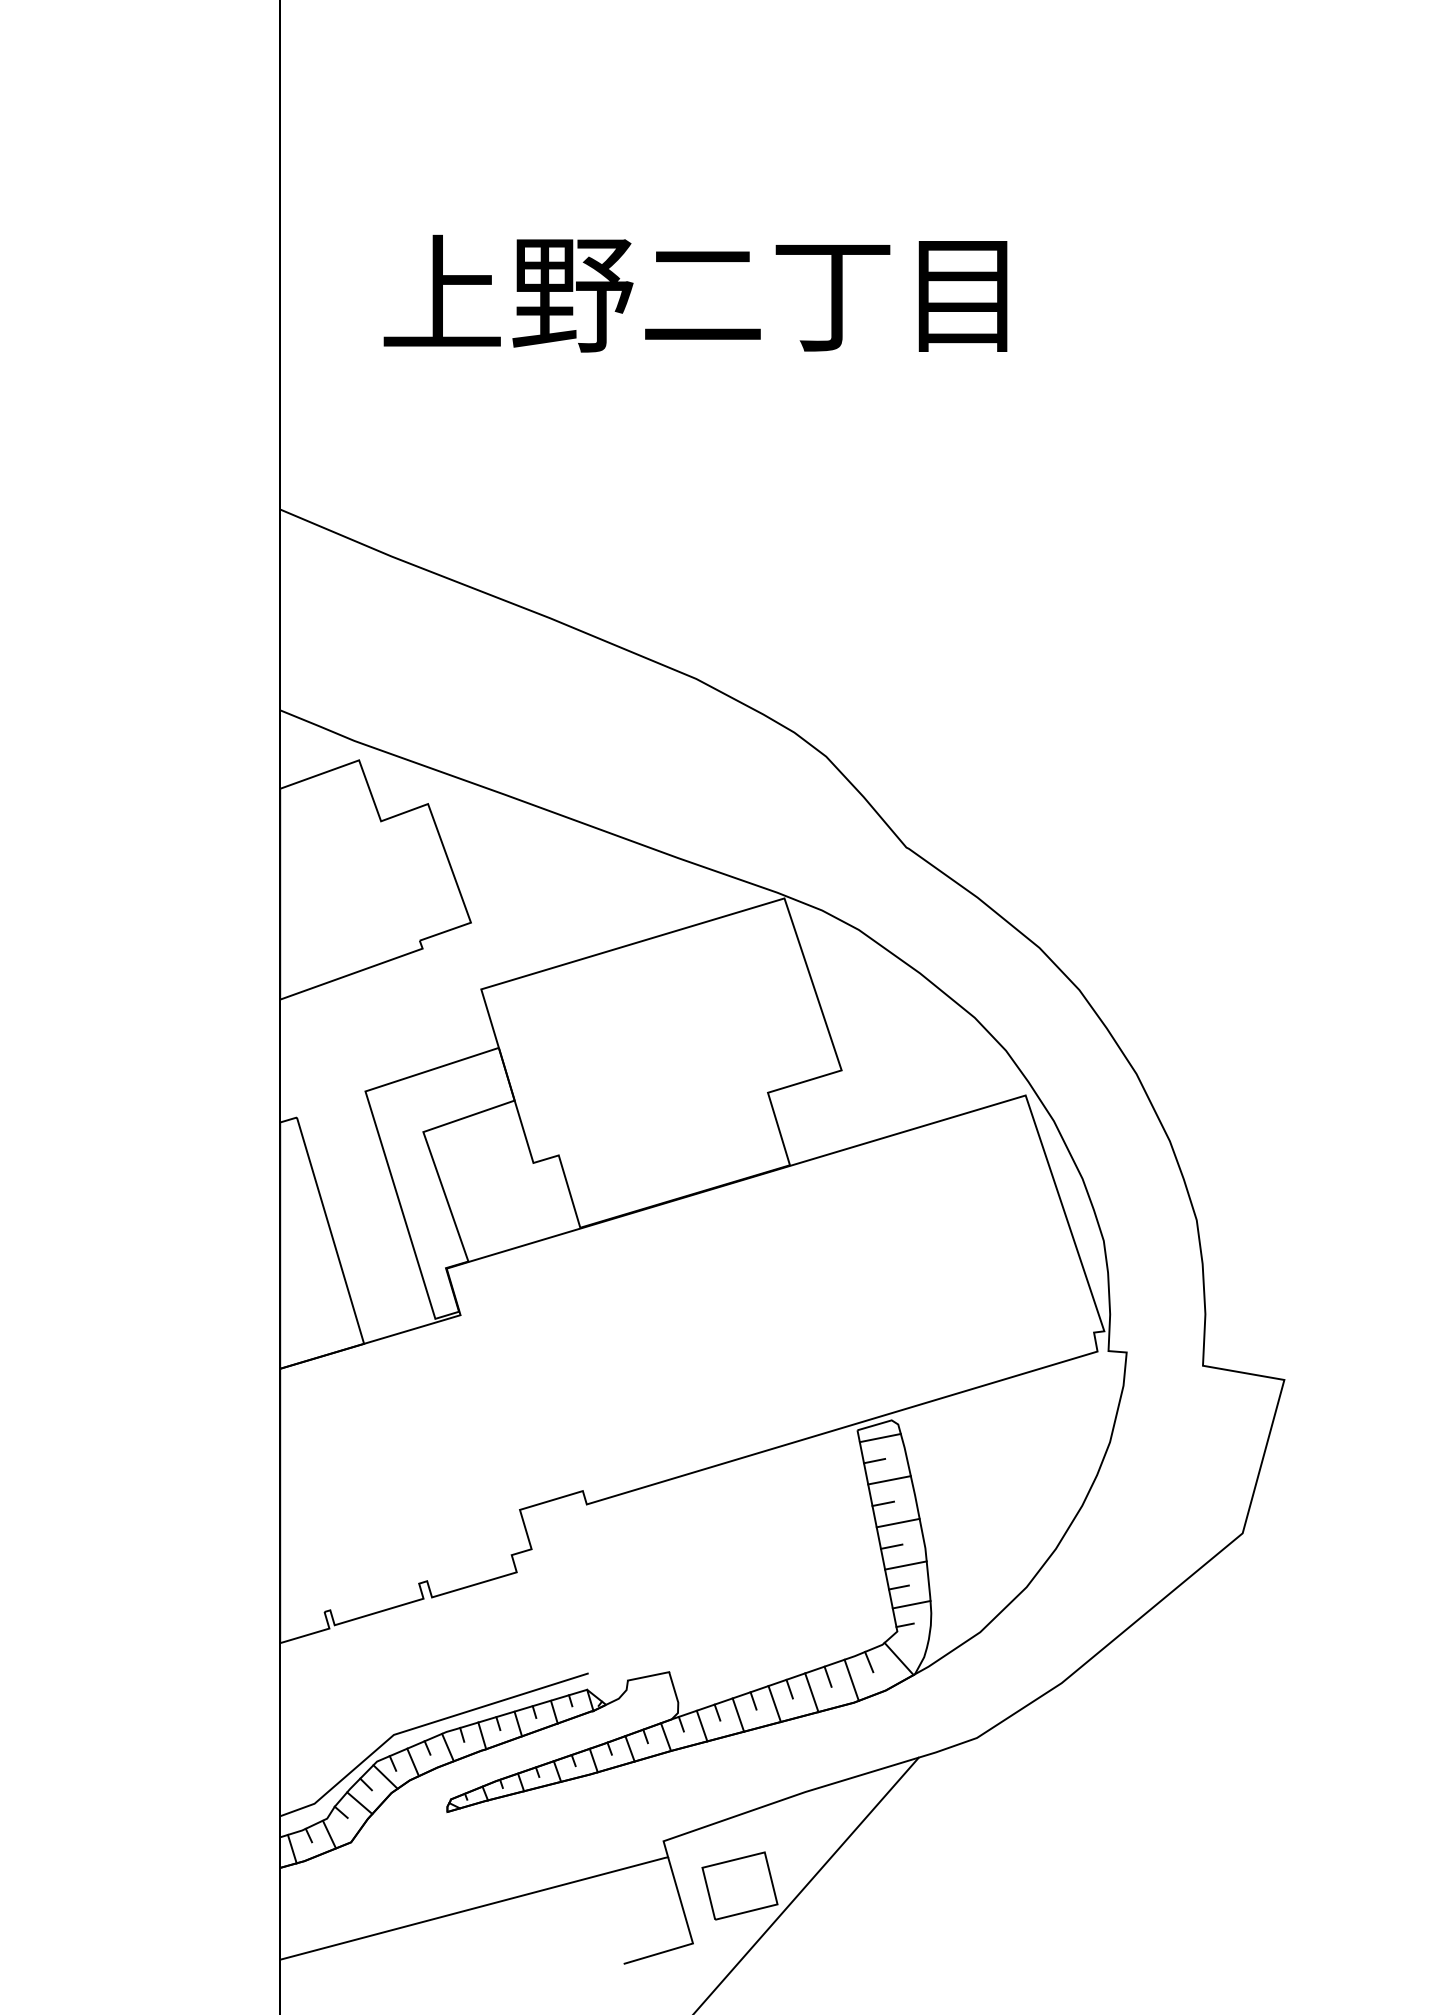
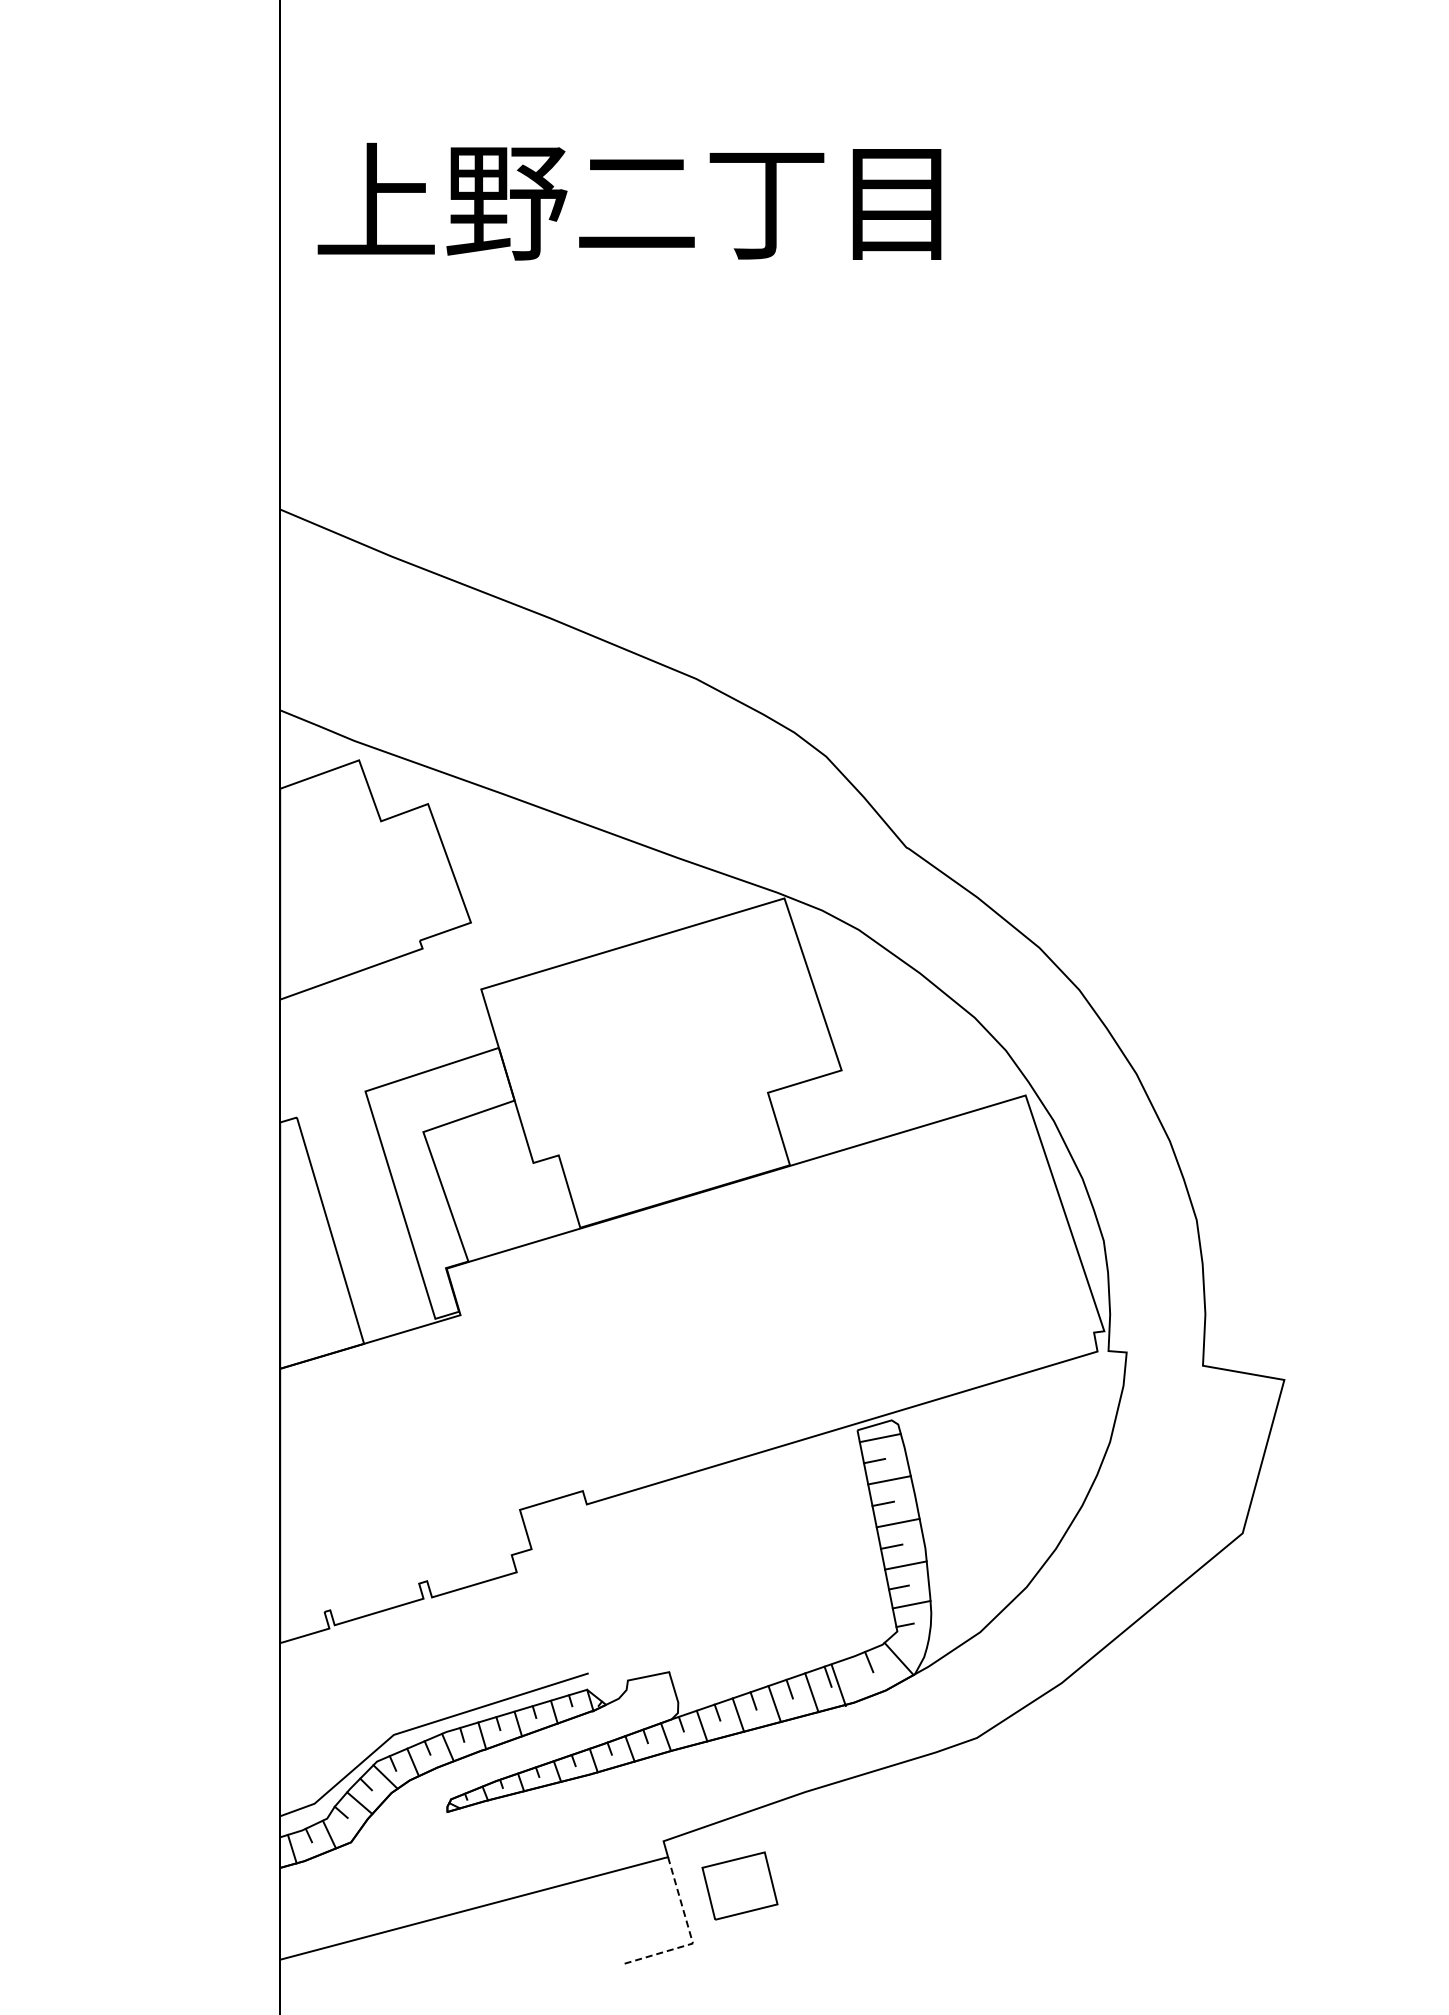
text position: (695, 293) -> (629, 201) (629, 201)
line position: (851, 1679) -> (838, 1684) (838, 1684)
line: present -> none (806, 1884)
line: solid -> dashed (690, 1935)
